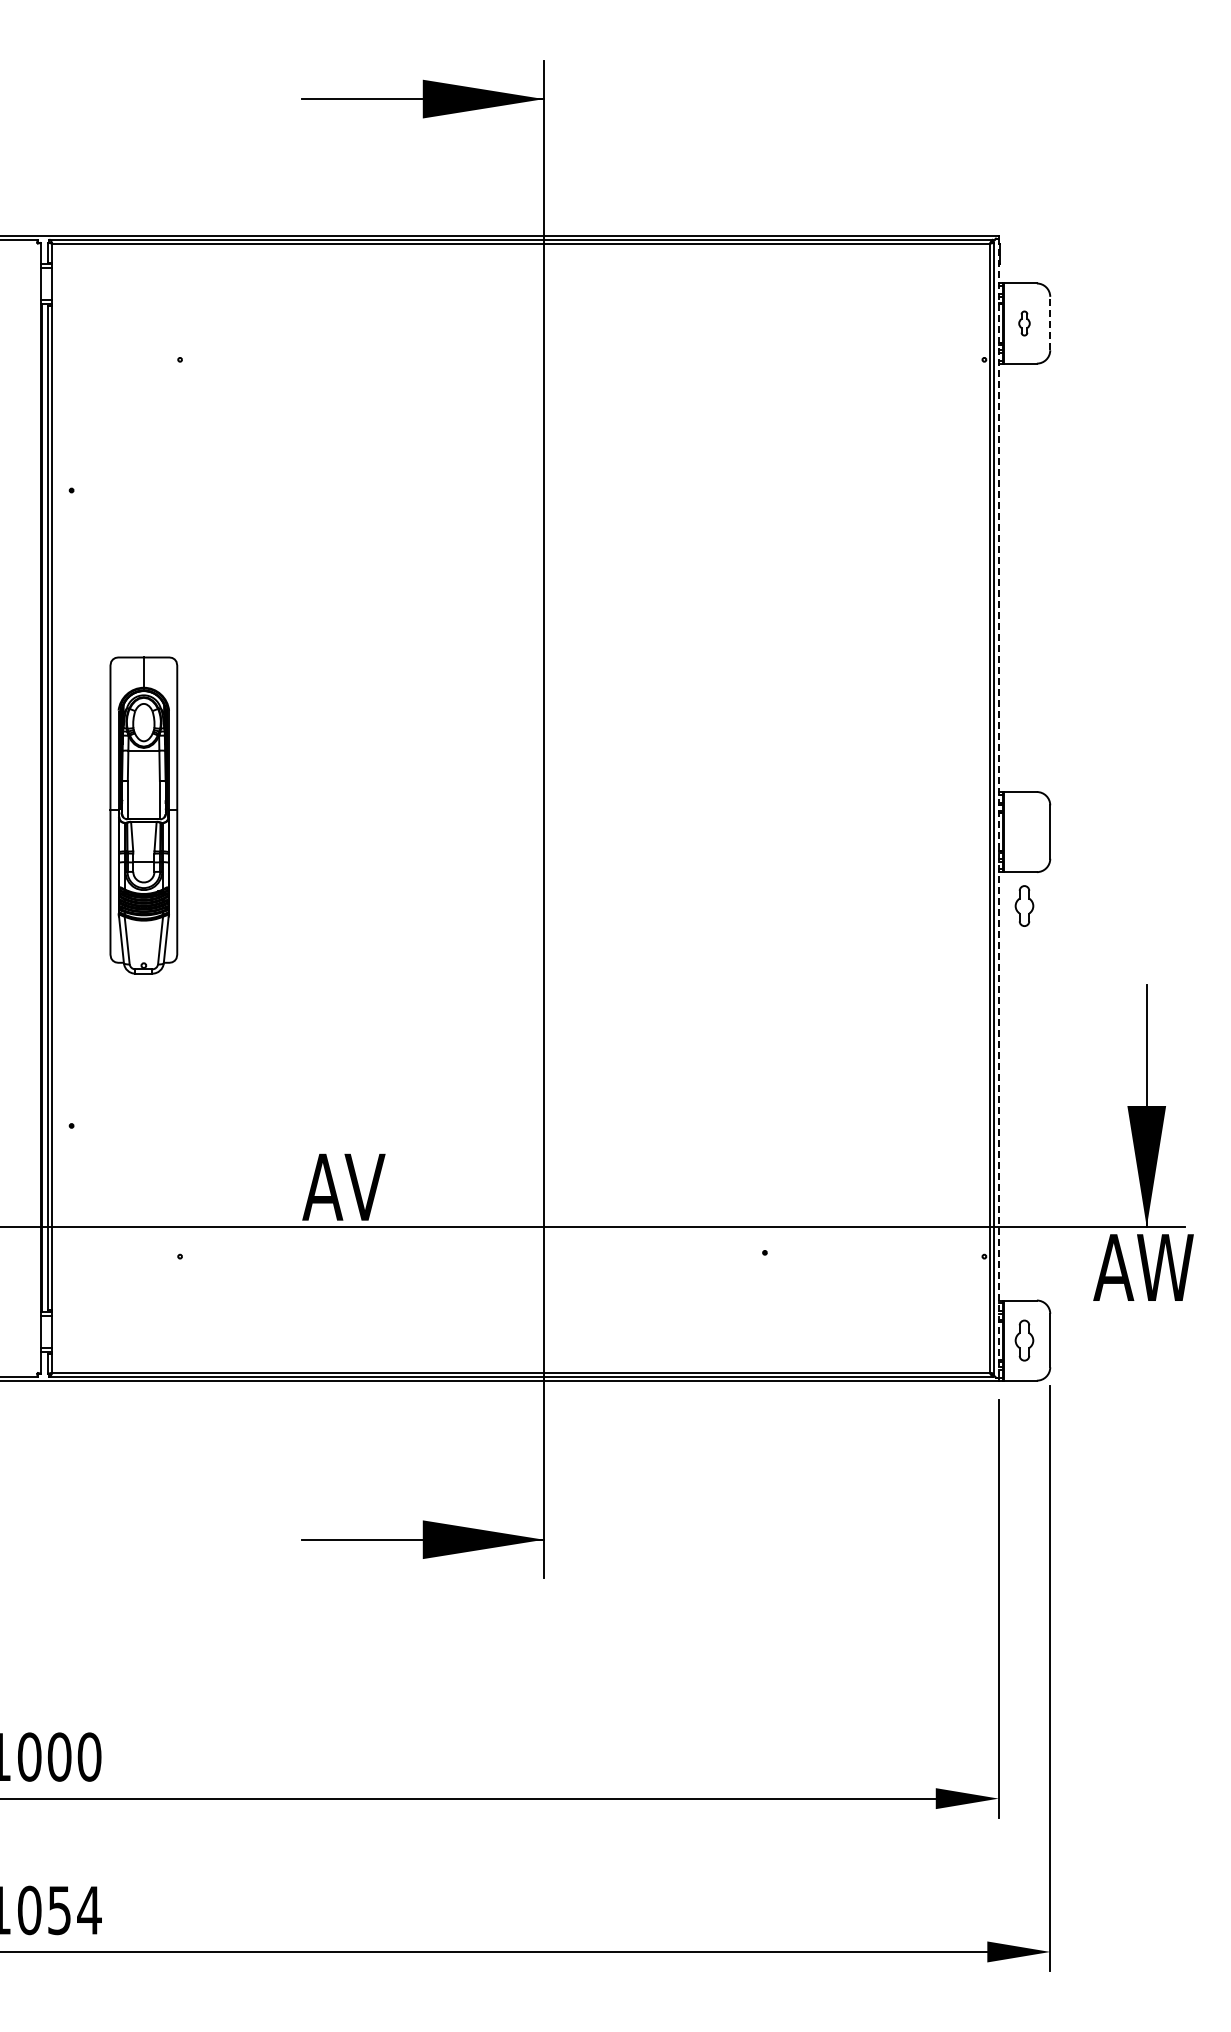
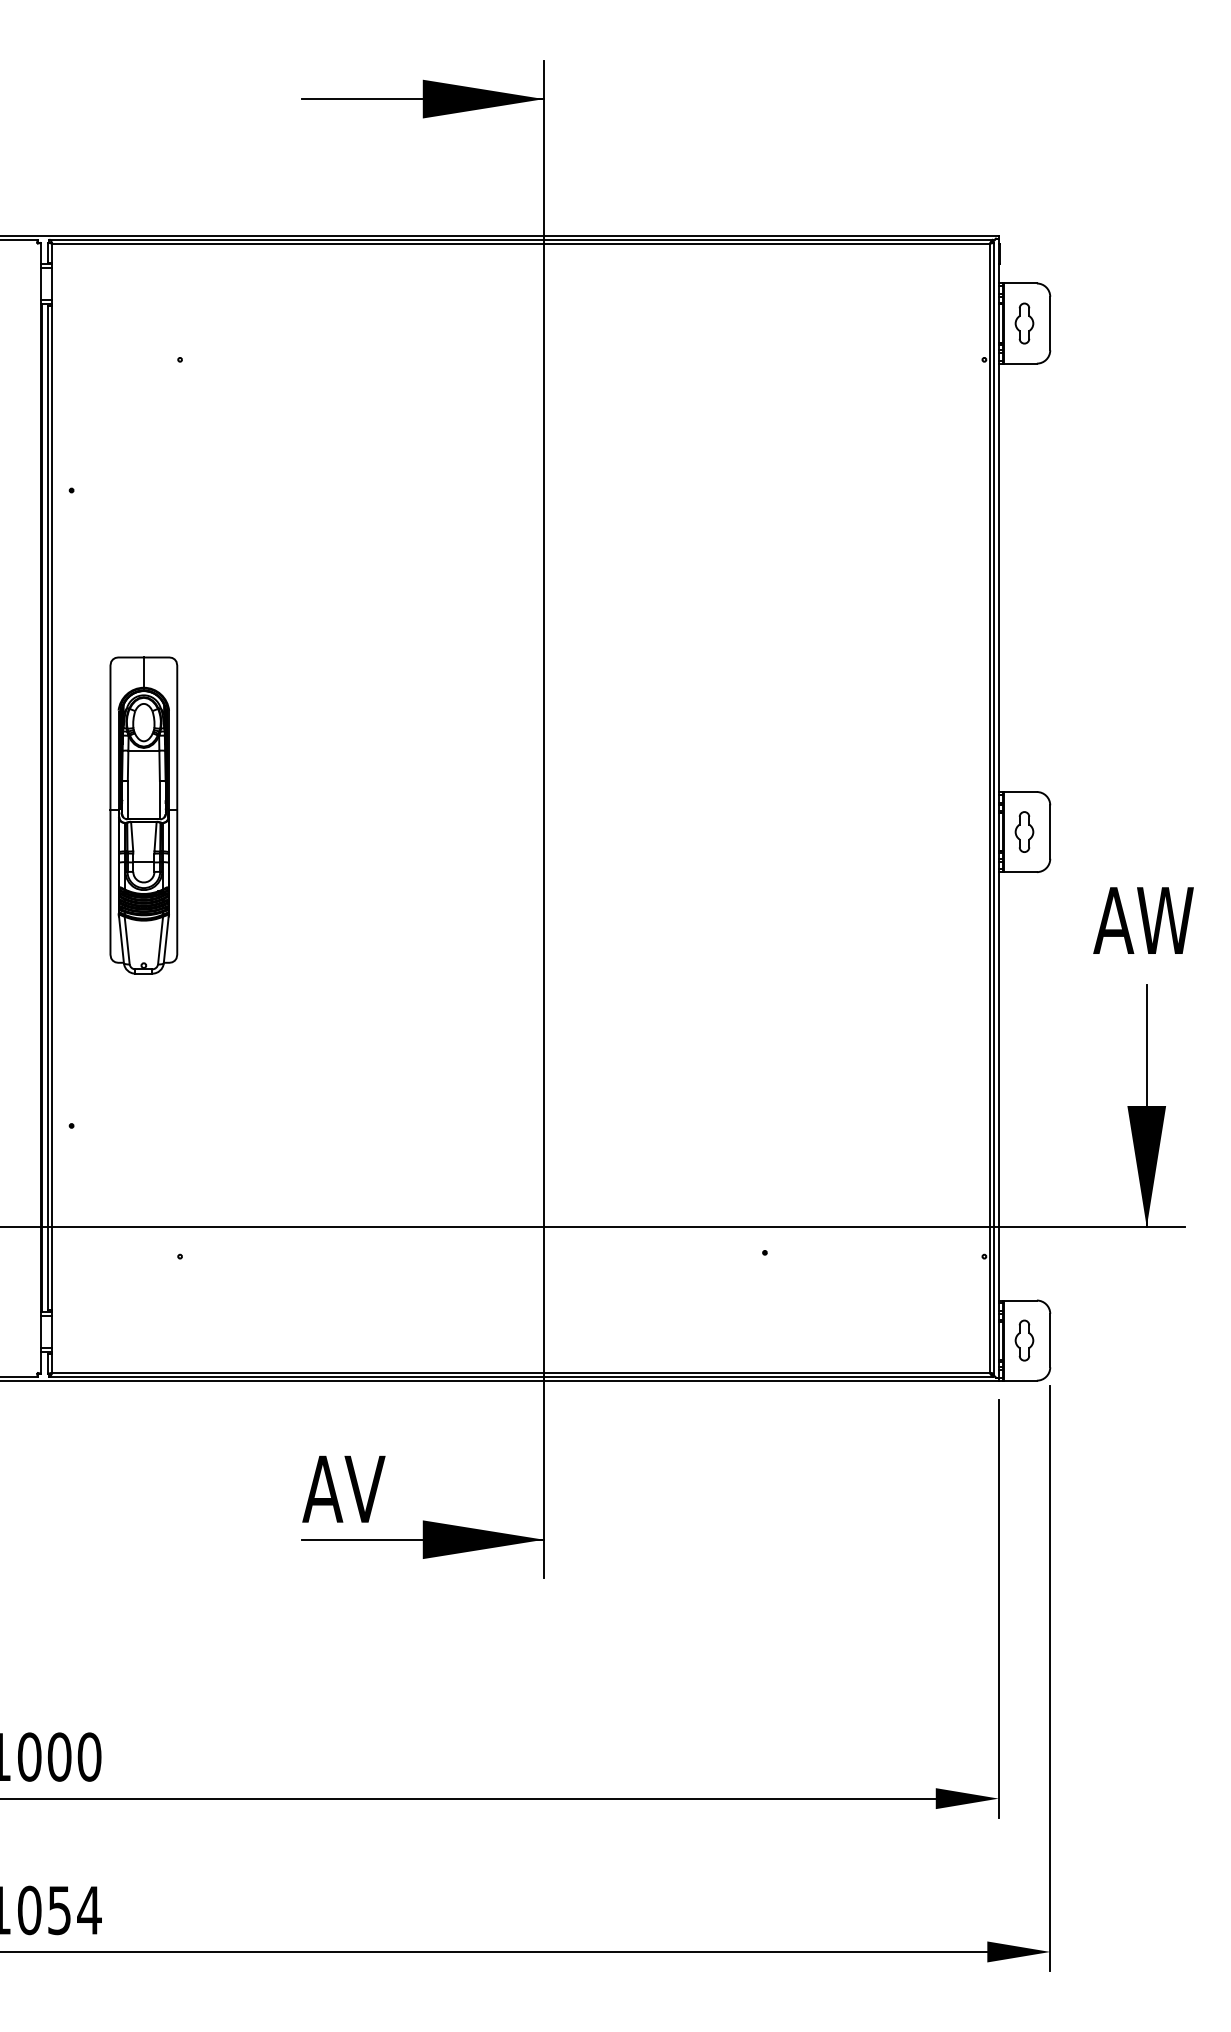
part size: 13x27 px -> 21x43 px (1024, 323)
line: dashed -> solid (1050, 323)
line: dashed -> solid (998, 807)
part position: (1024, 905) -> (1024, 831) (1024, 831)
text position: (343, 1186) -> (343, 1488) (343, 1488)
text position: (1143, 1267) -> (1143, 920) (1143, 920)
